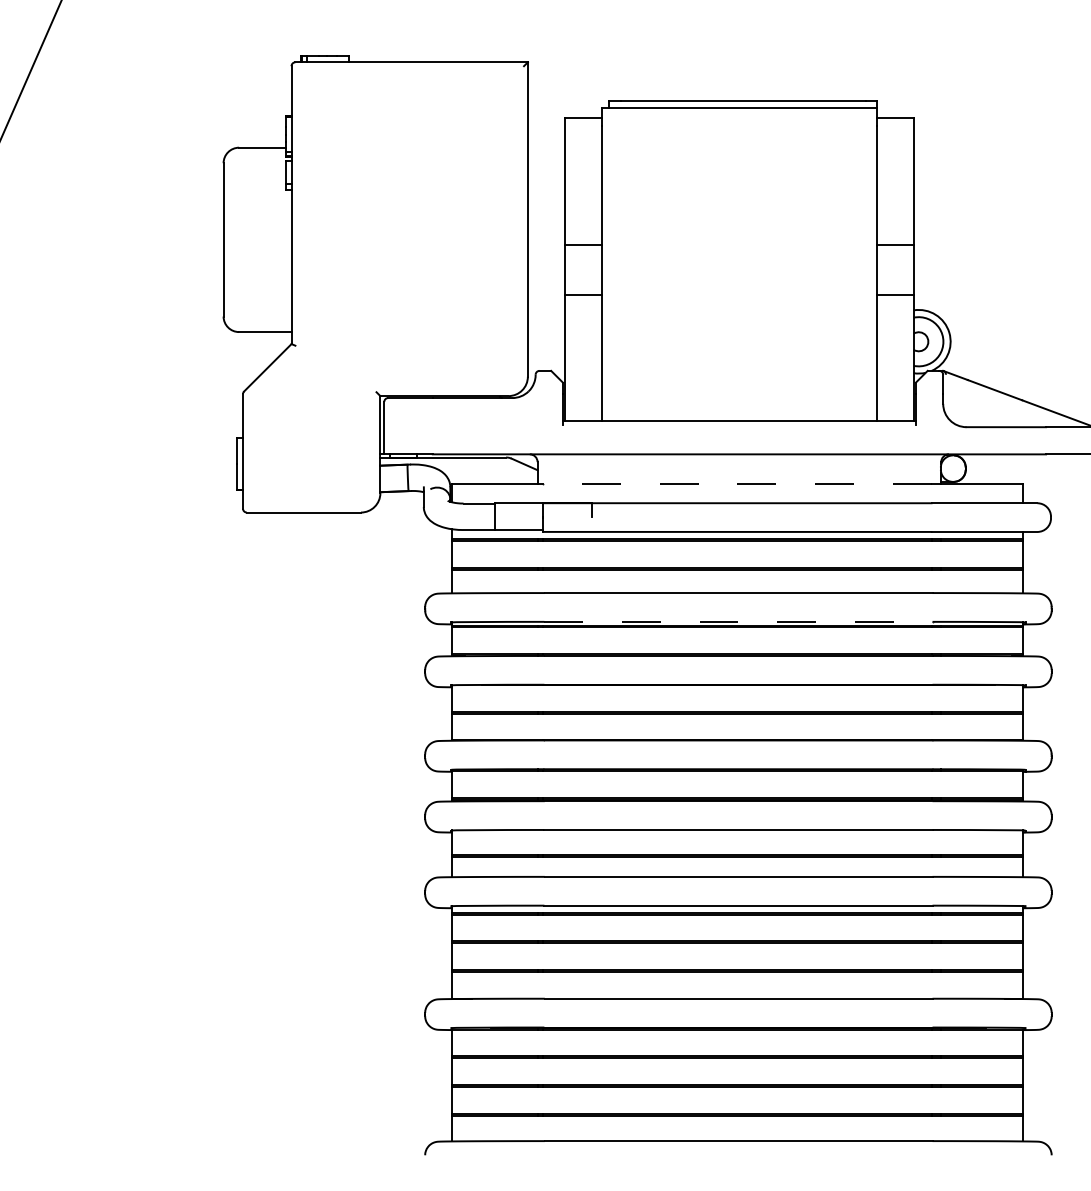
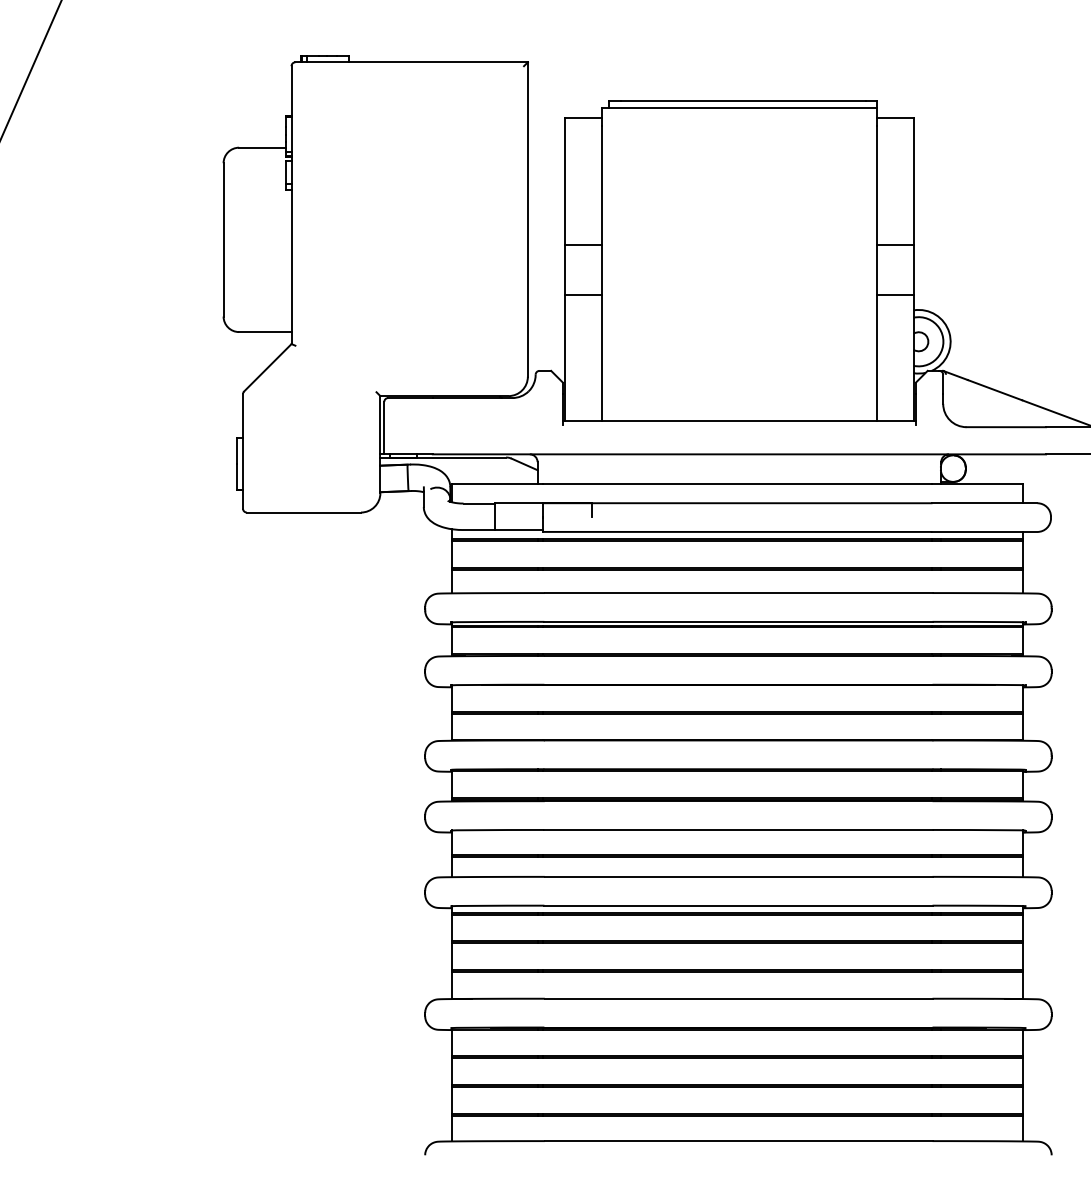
line: dashed -> solid (736, 483)
line: dashed -> solid (738, 621)
